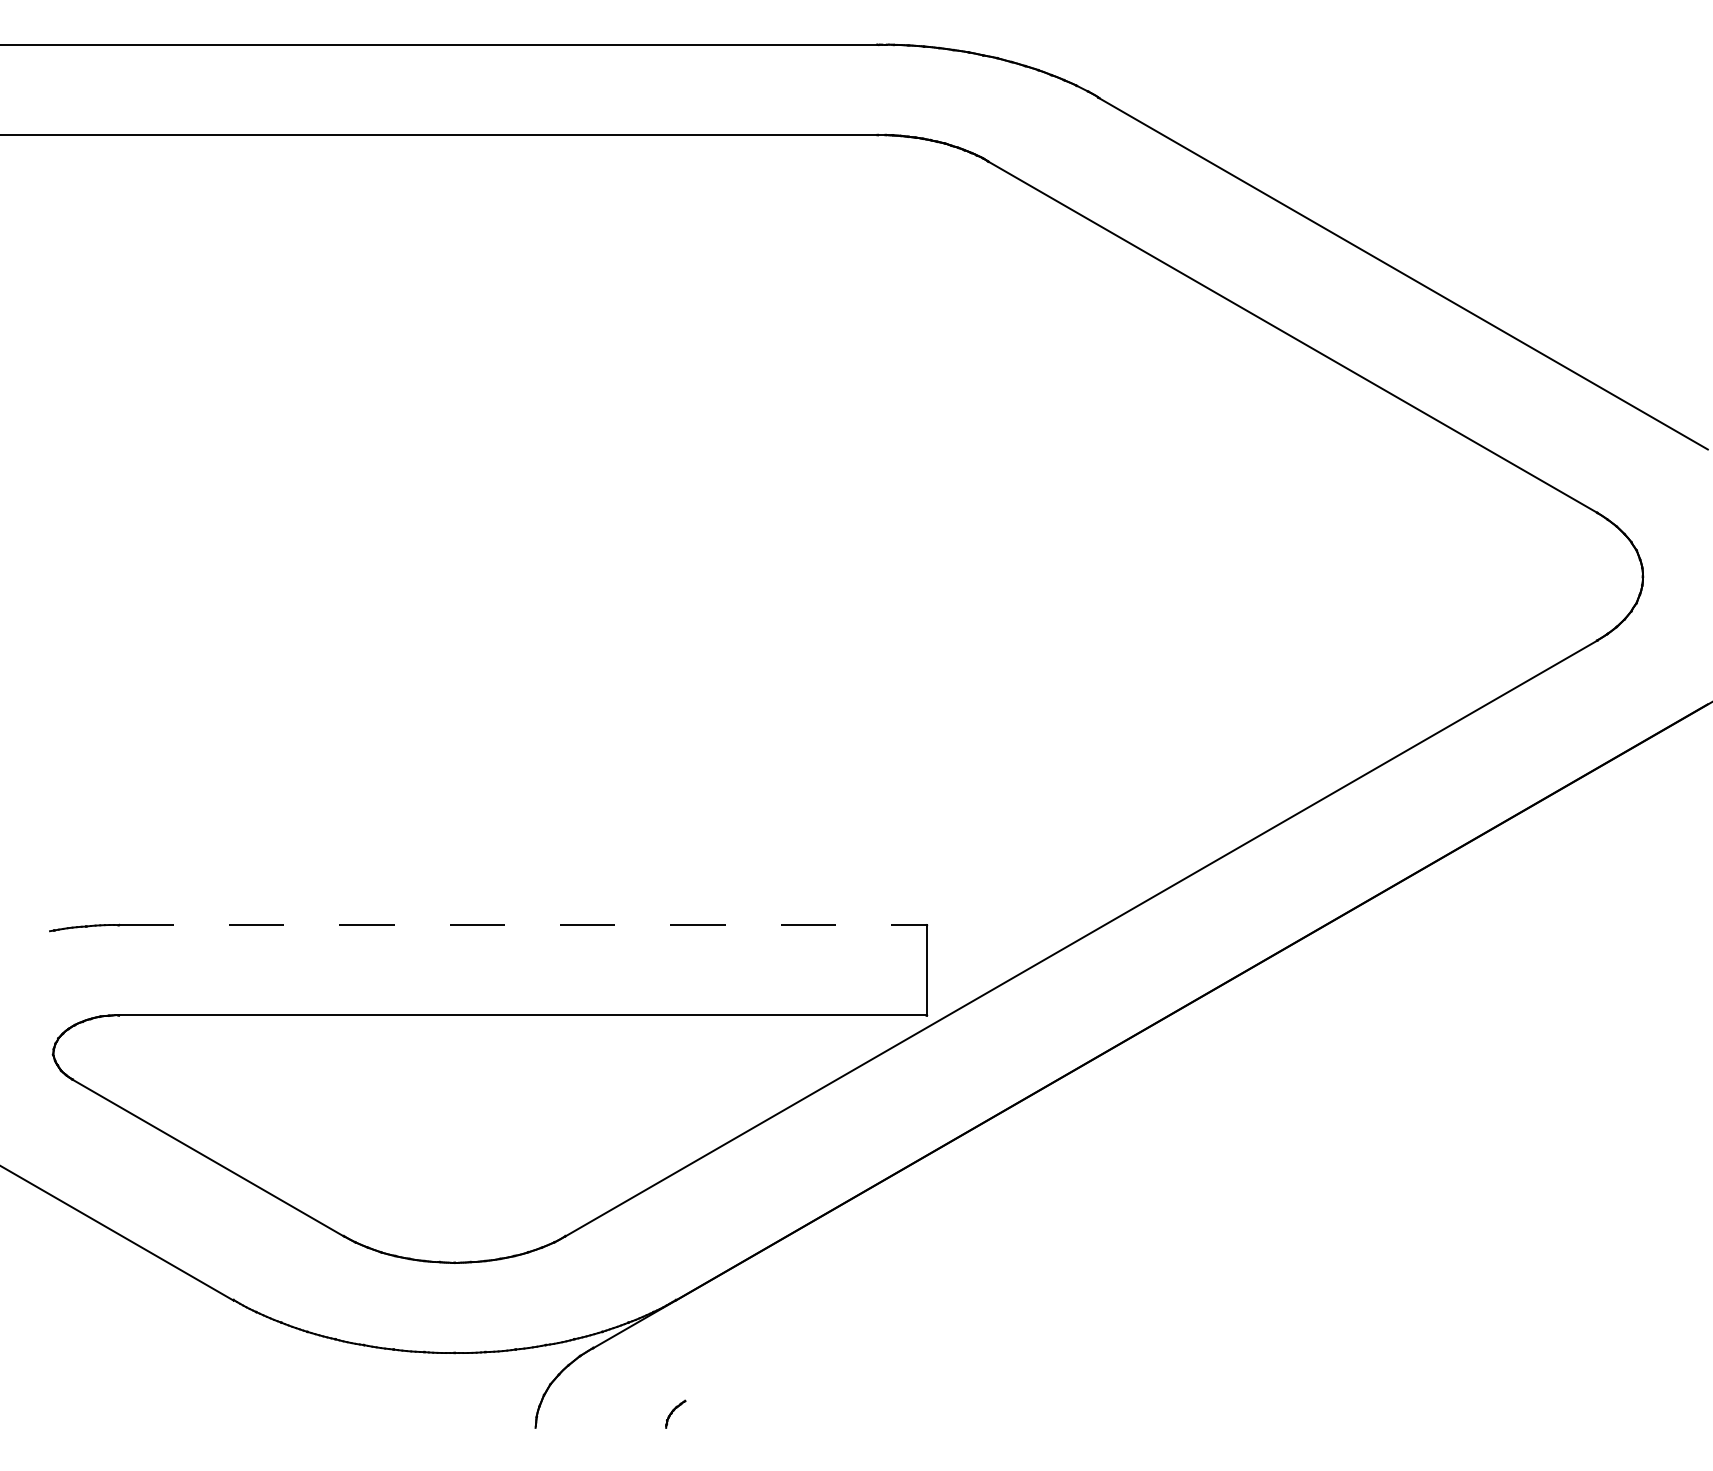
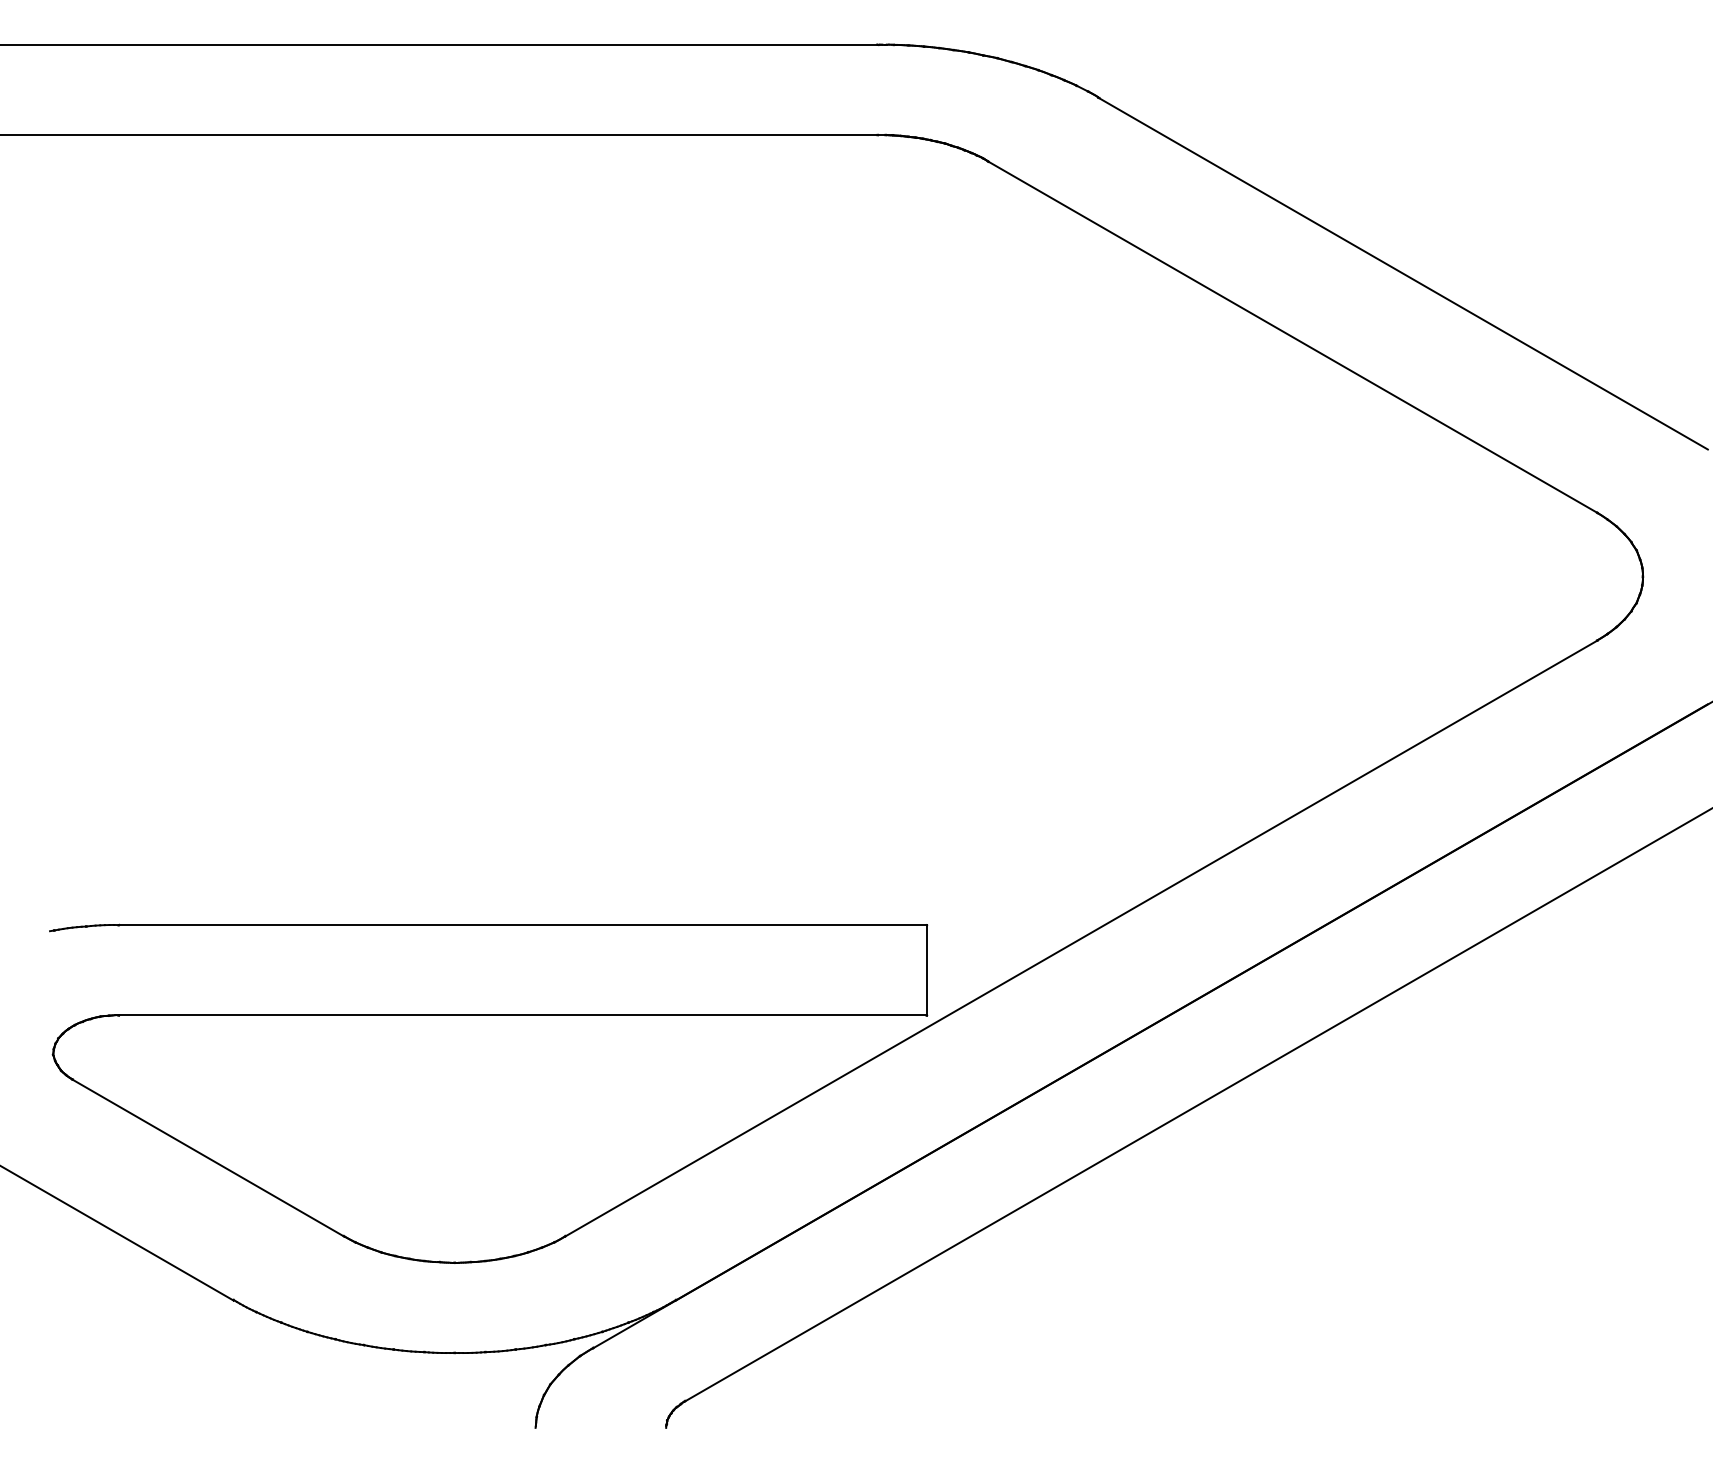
line: dashed -> solid (522, 925)
line: none -> present (1196, 1105)
